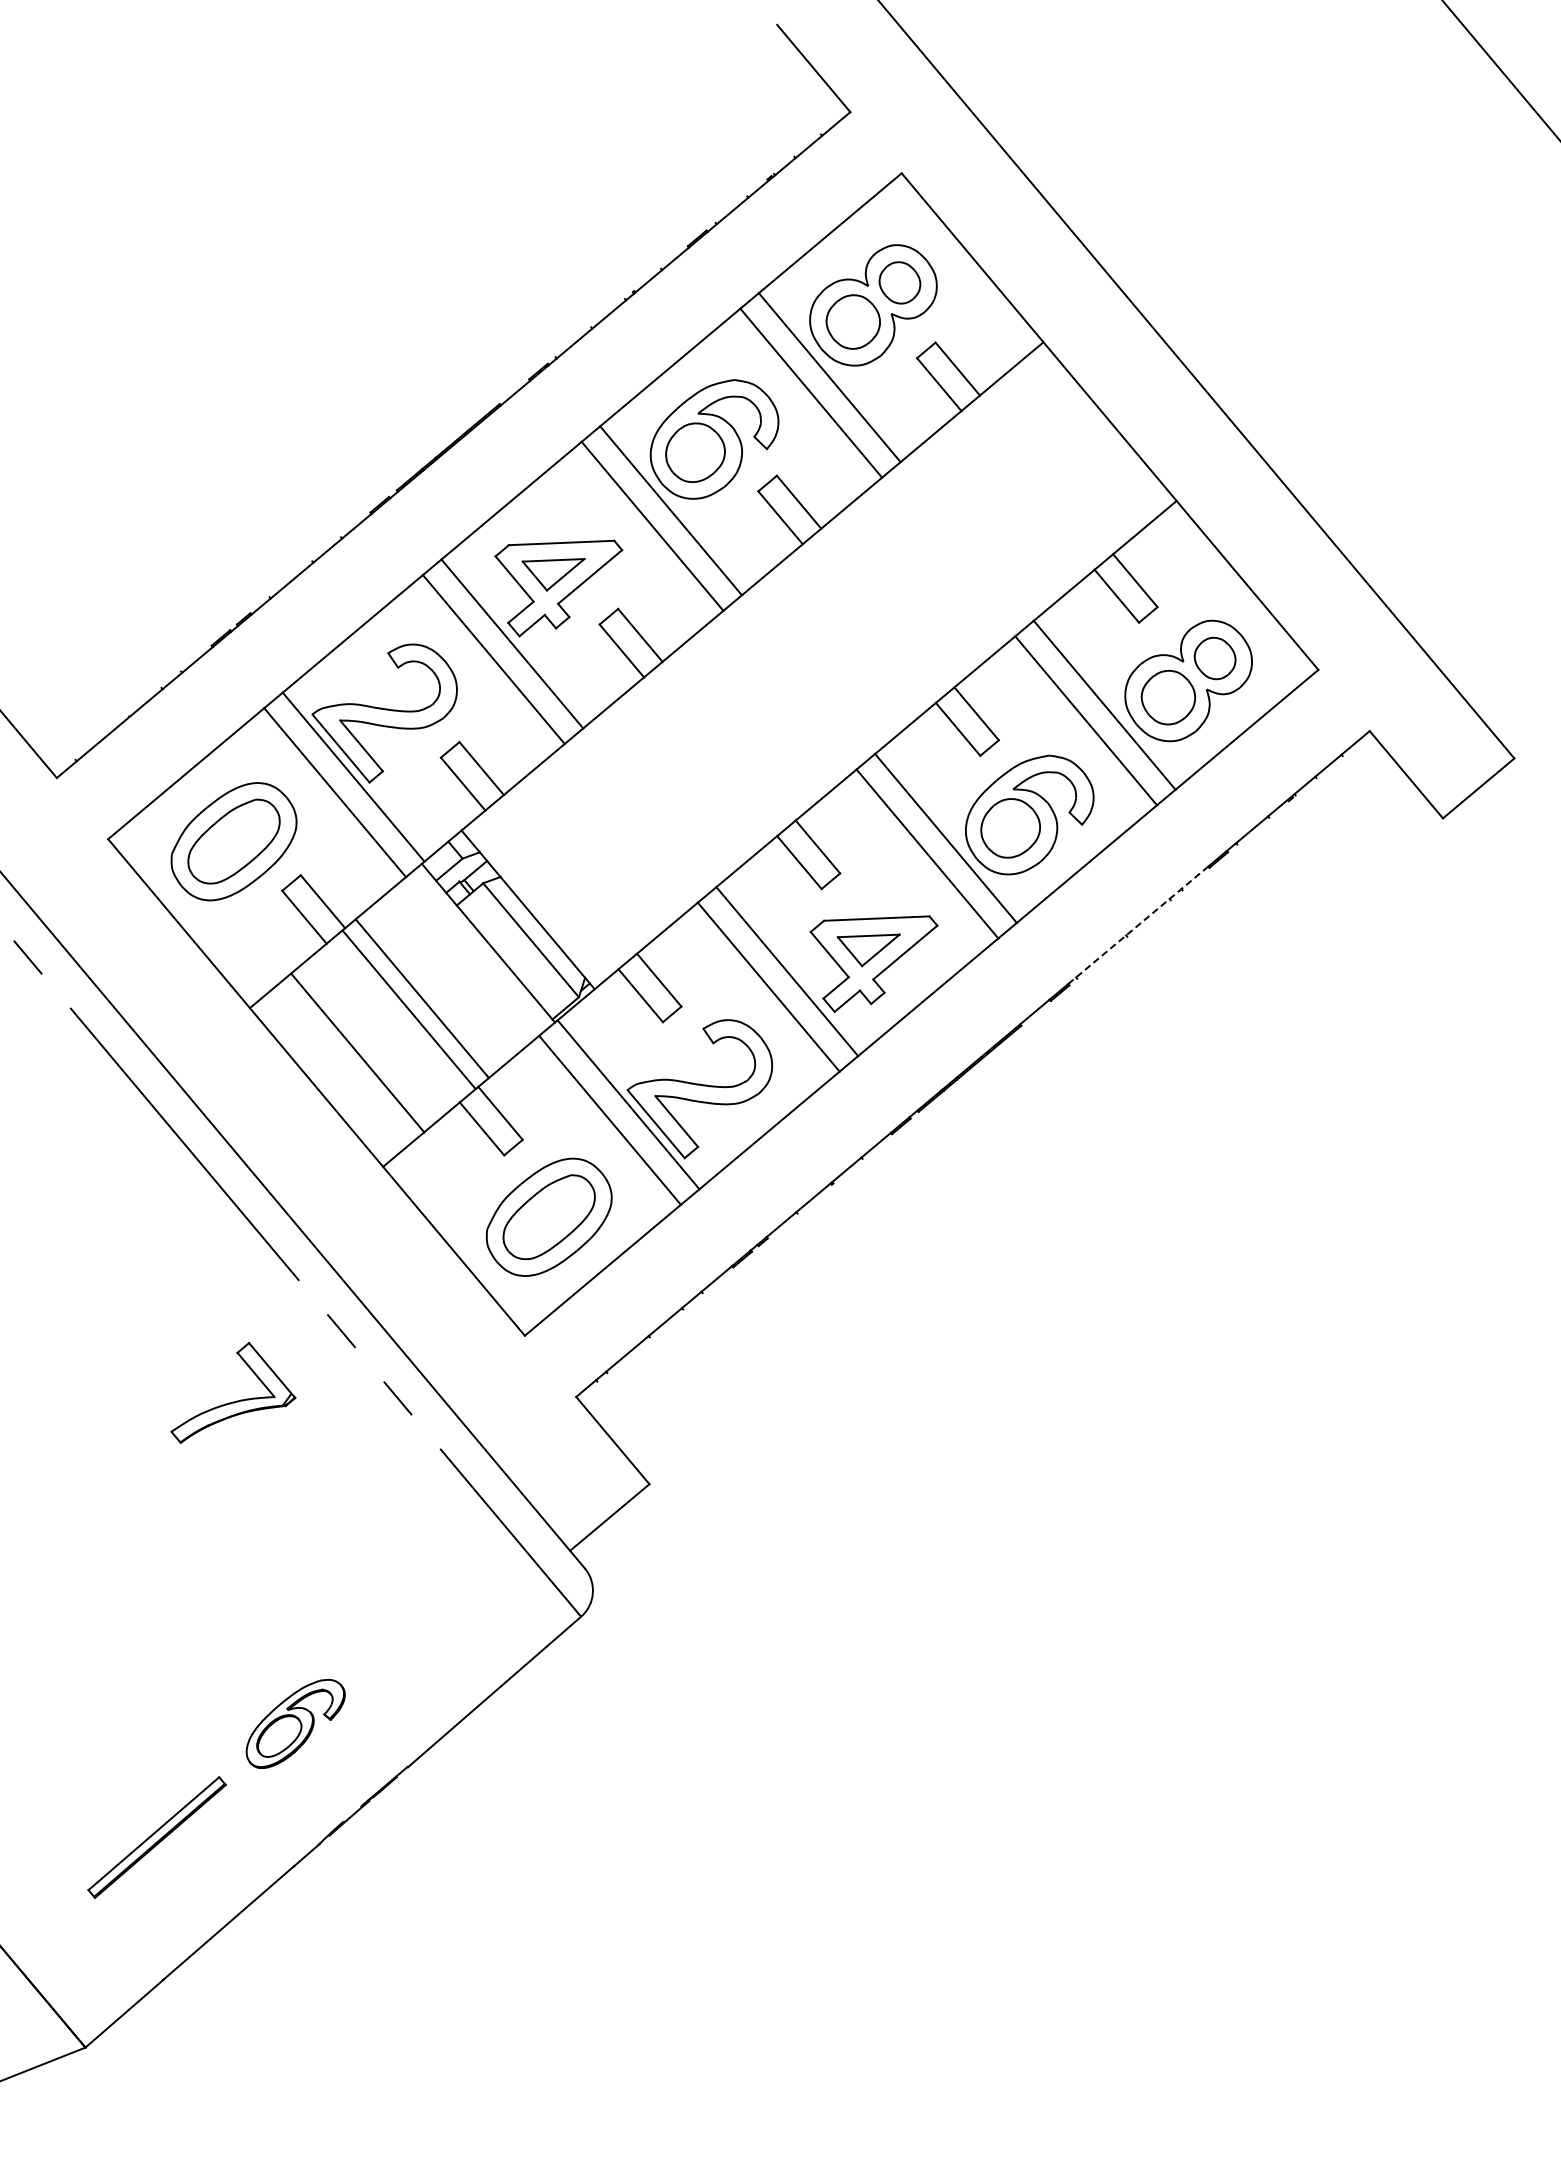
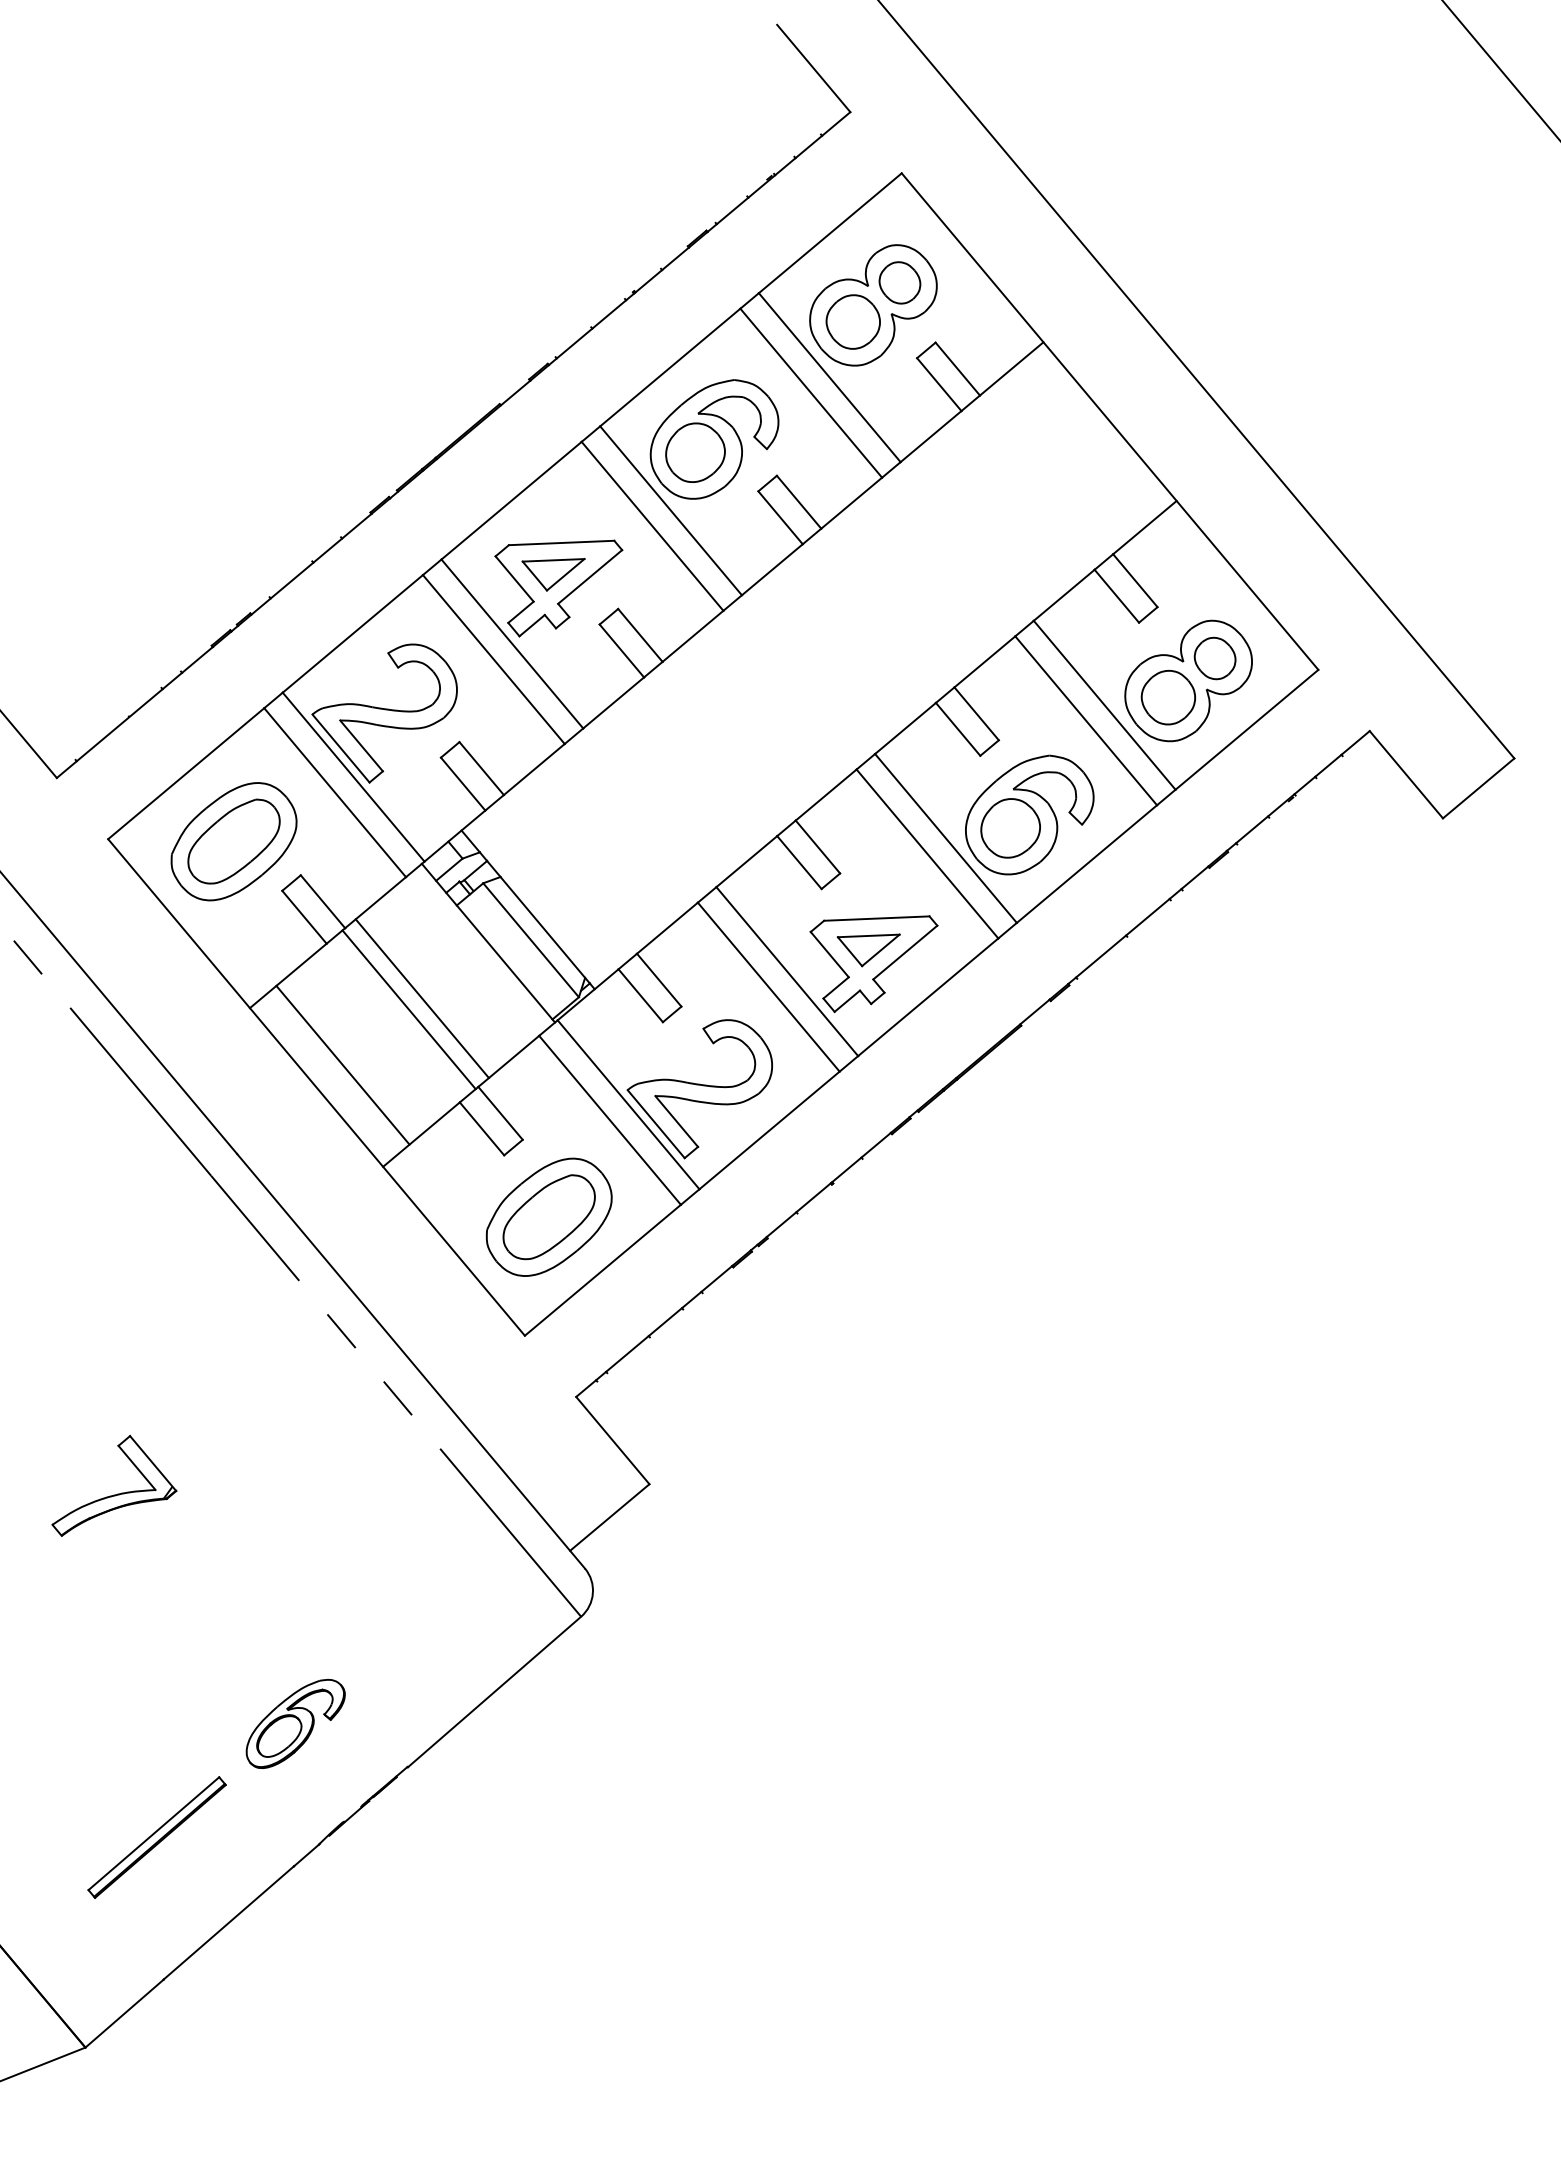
line: dashed -> solid (1138, 924)
line position: (357, 1052) -> (342, 1064) (342, 1064)
part position: (236, 1400) -> (117, 1493) (117, 1493)
